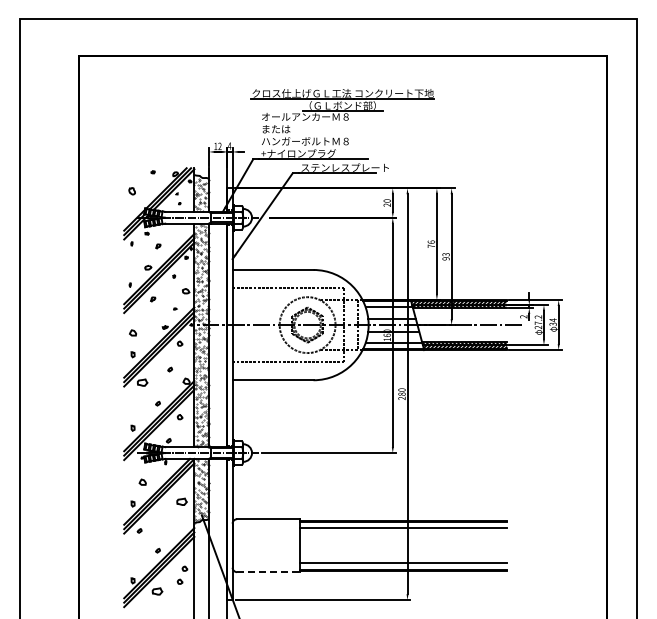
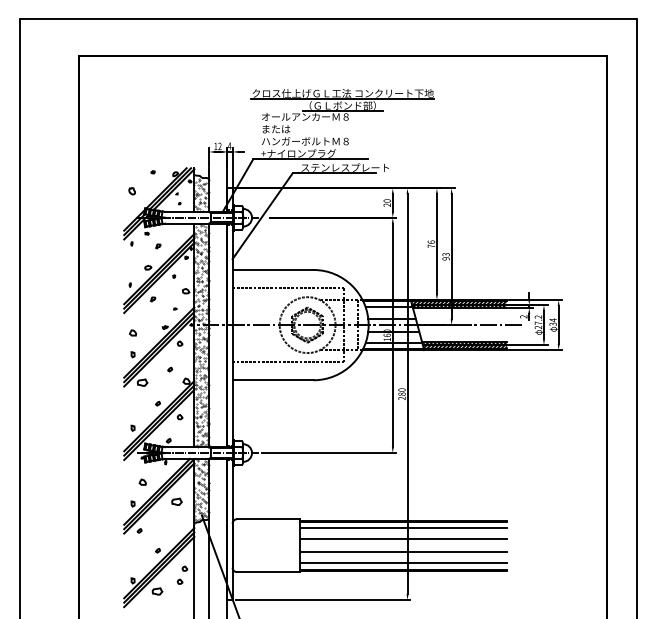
part position: (181, 501) -> (176, 501) (176, 501)
line: none -> present (403, 539)
line: none -> present (403, 552)
line: dashed -> solid (268, 572)
